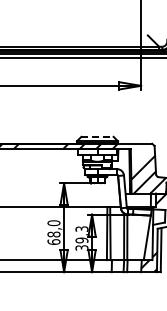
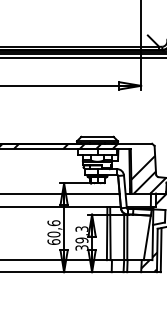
line: dashed -> solid (97, 136)
line: none -> present (60, 193)
text: 68,0 -> 60,6 (53, 228)
